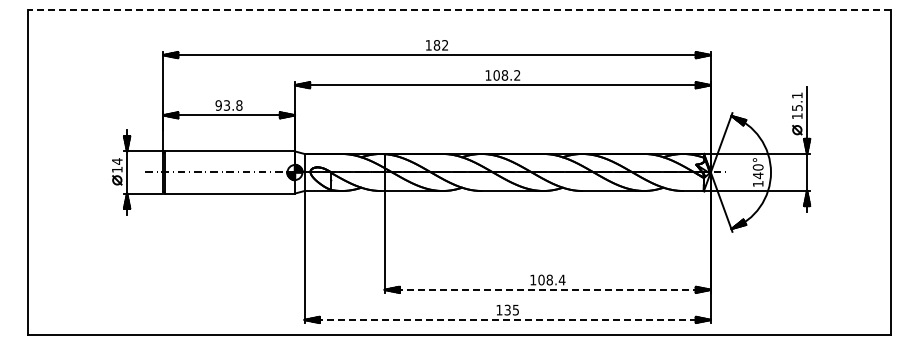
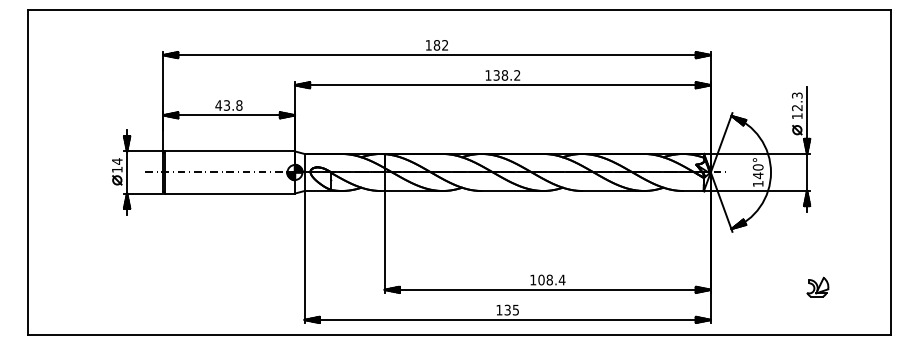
line: dashed -> solid (459, 10)
text: 108.2 -> 138.2 (496, 75)
text: 15.1 -> 12.3 (797, 101)
text: 93.8 -> 43.8 (218, 105)
part: none -> present (817, 286)
line: dashed -> solid (548, 289)
line: dashed -> solid (508, 319)
